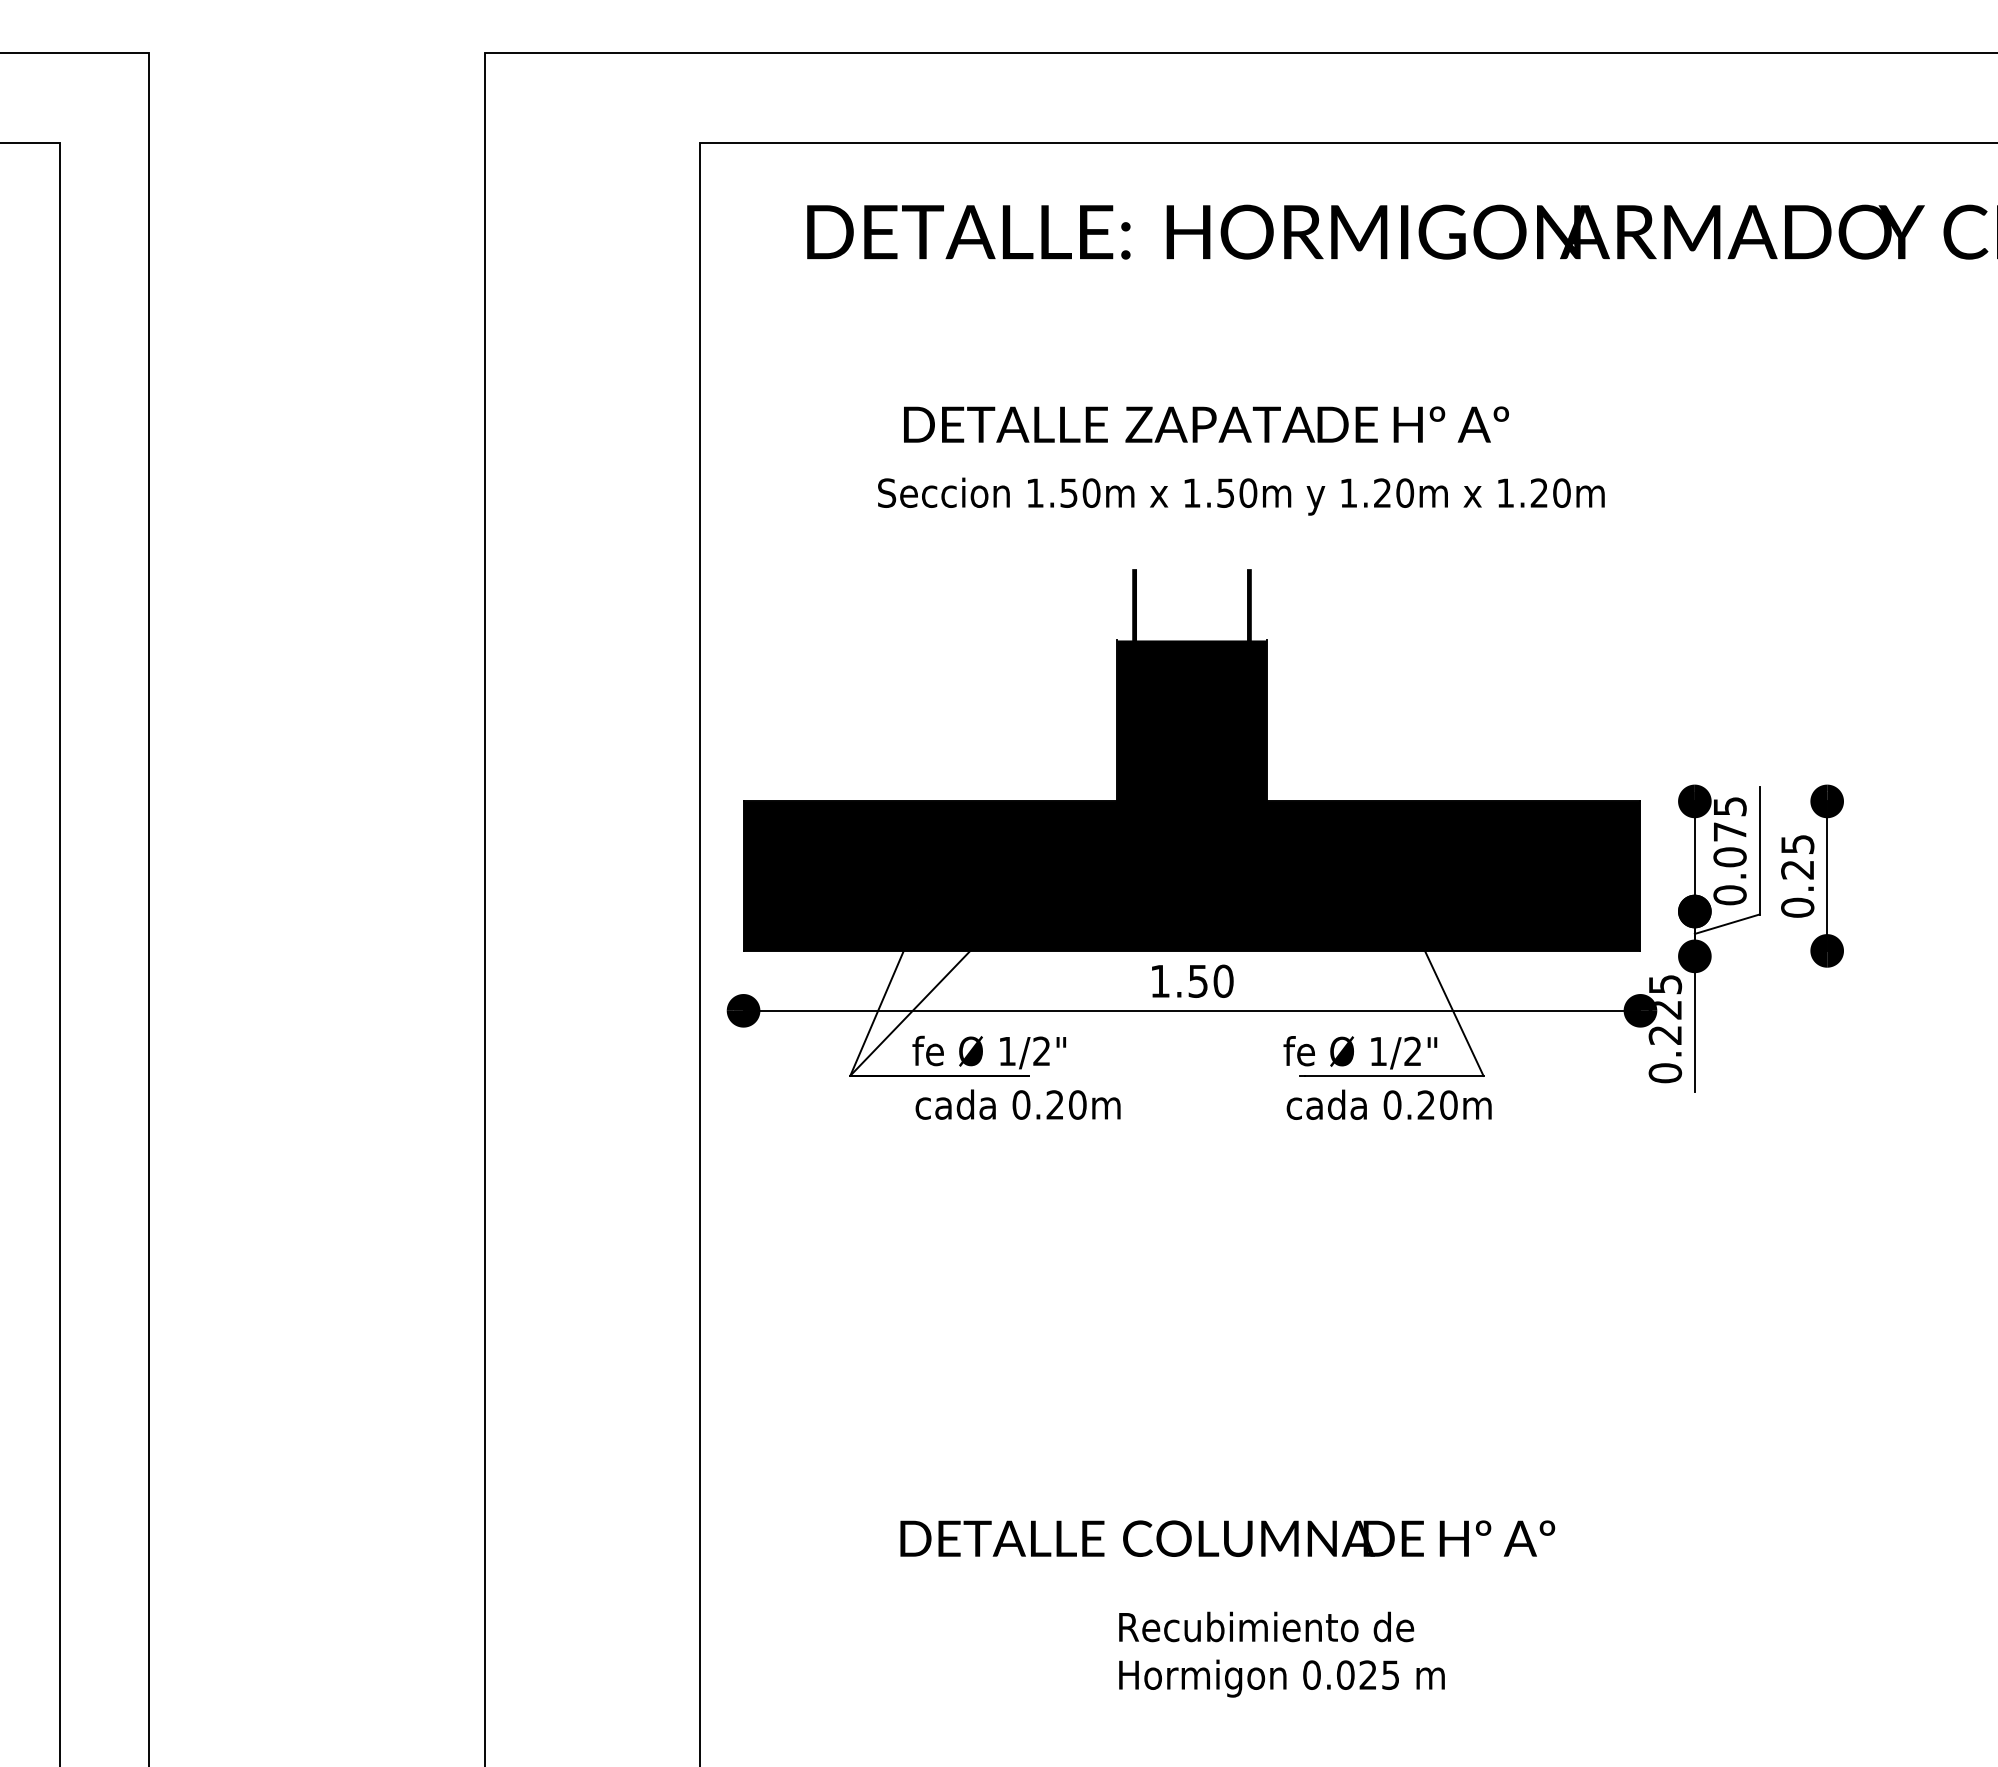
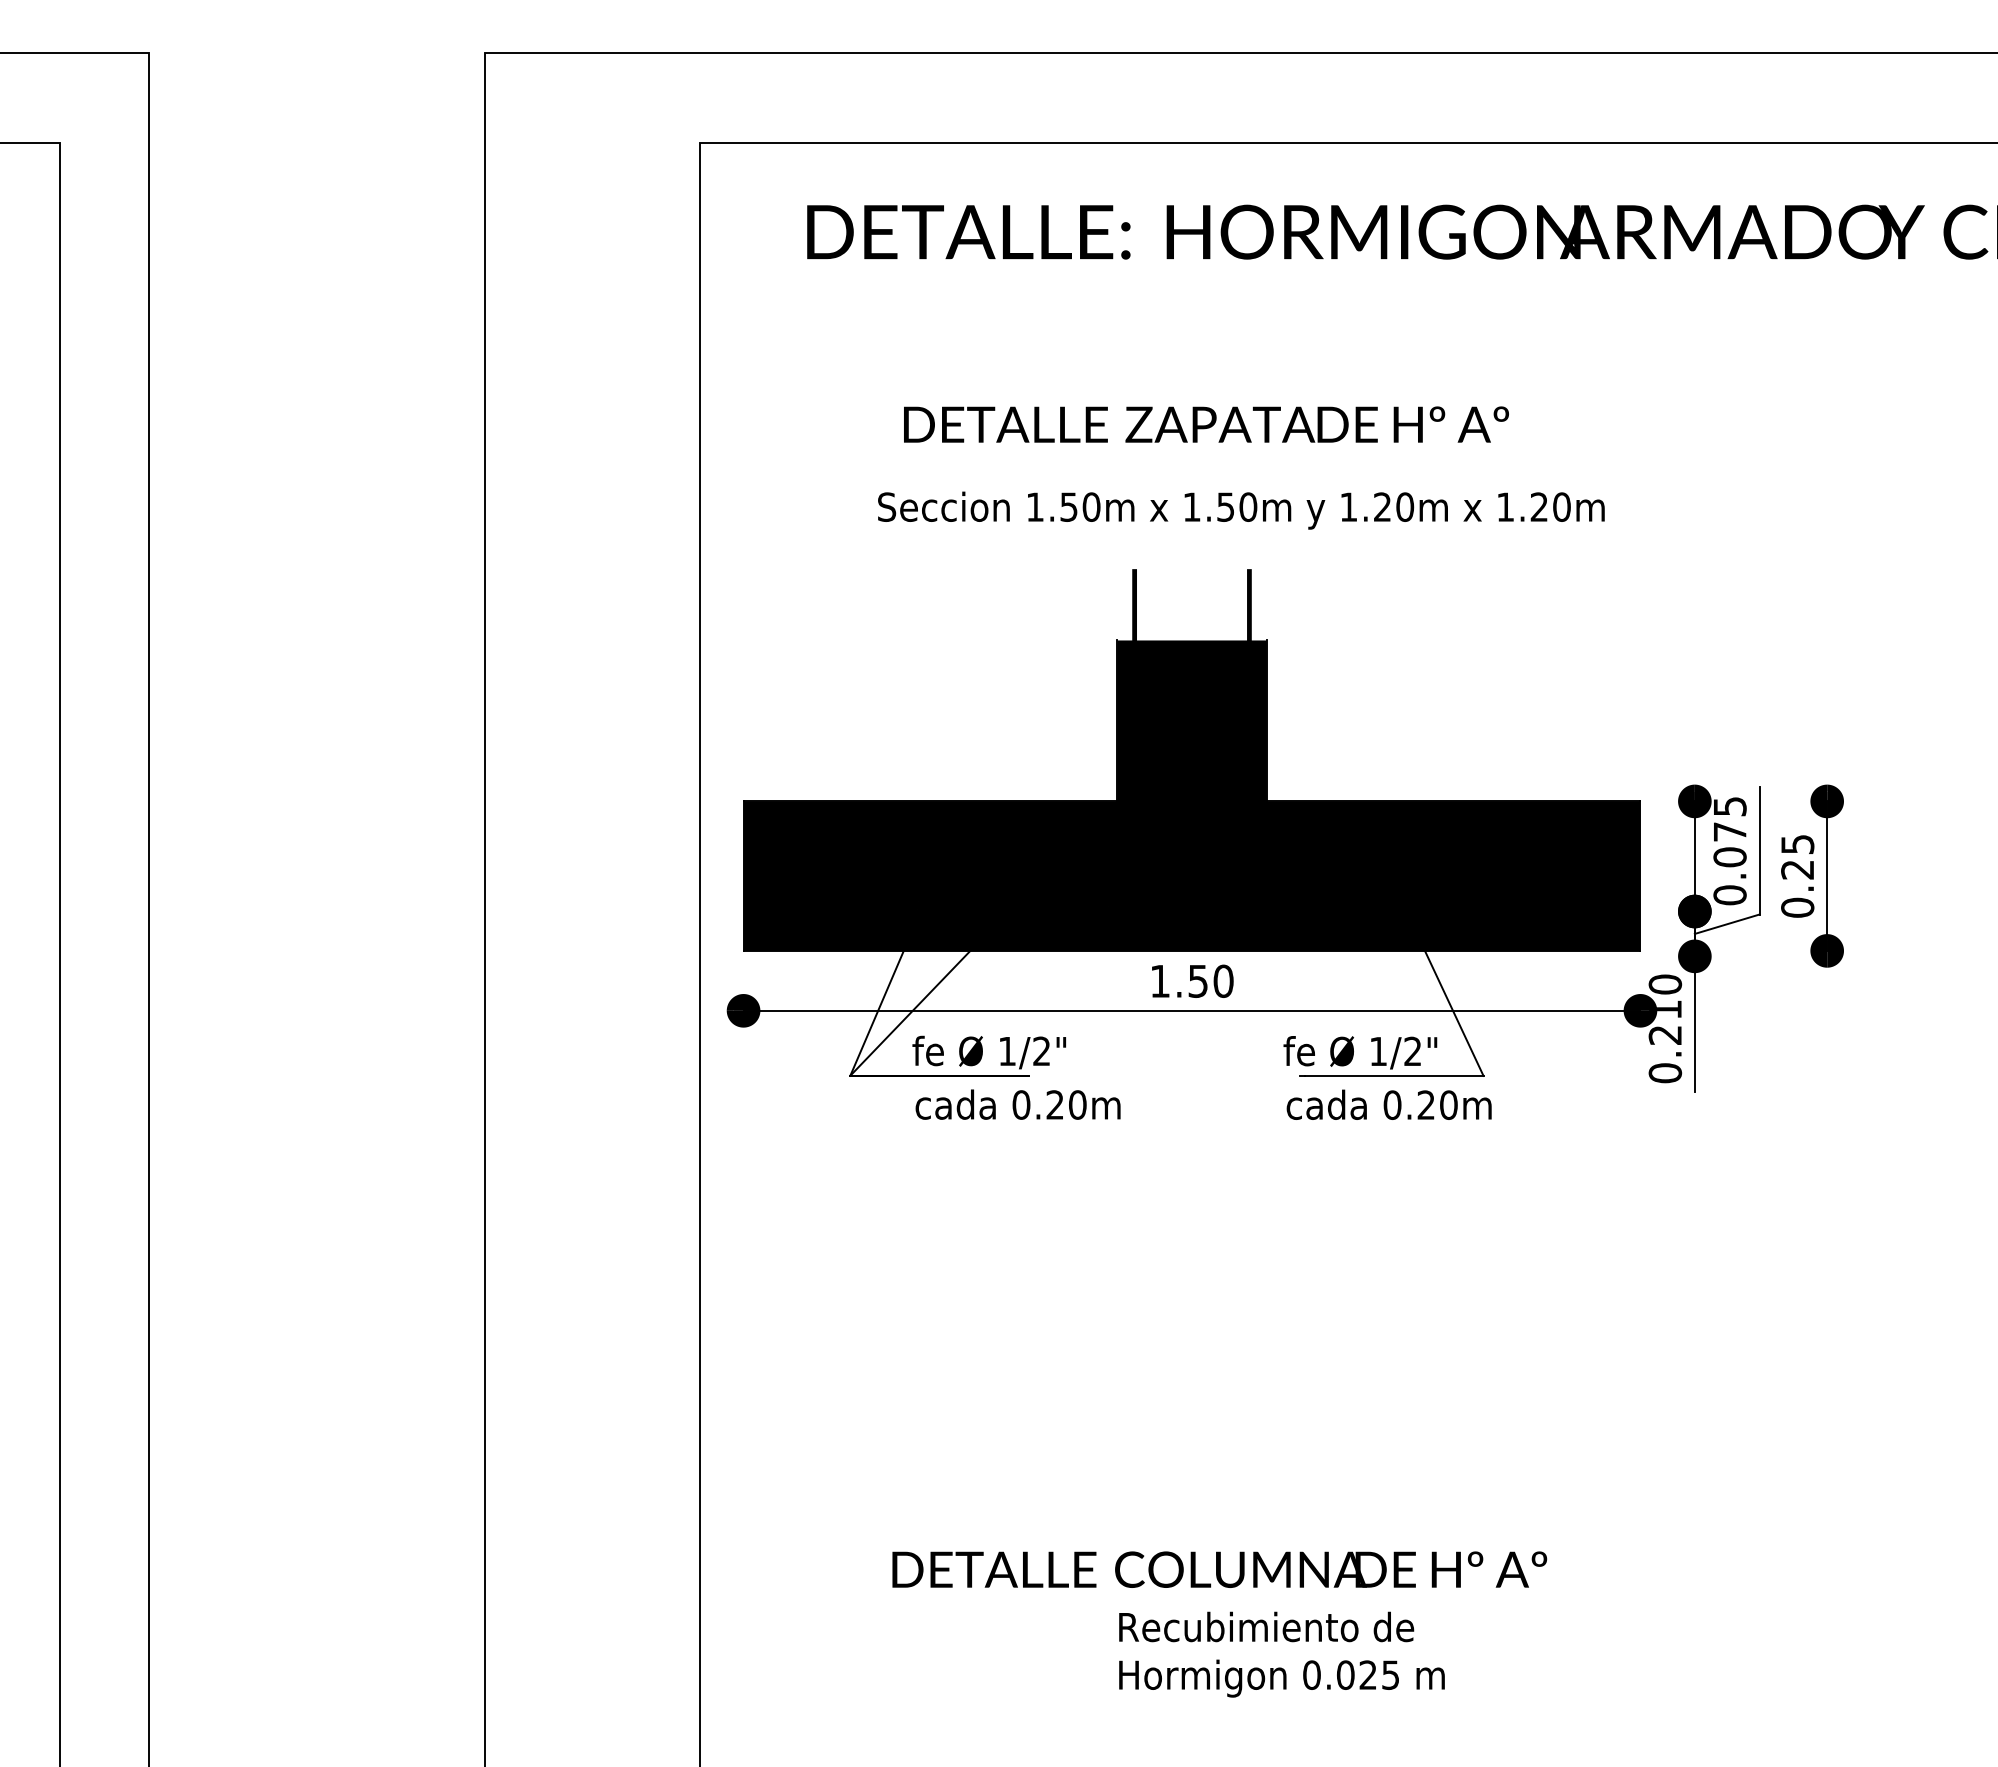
text position: (1241, 496) -> (1241, 510) (1241, 510)
text: 0.225 -> 0.210 (1665, 996)
text position: (1227, 1538) -> (1219, 1569) (1219, 1569)
